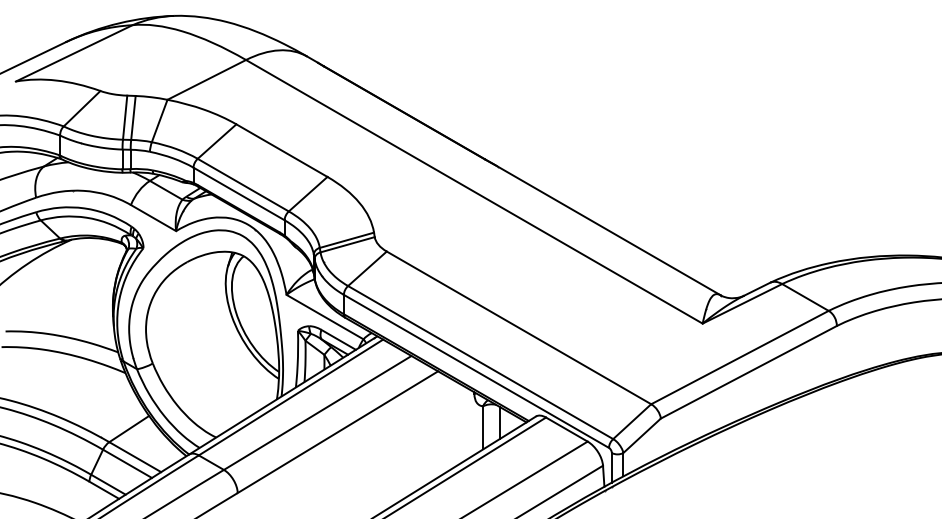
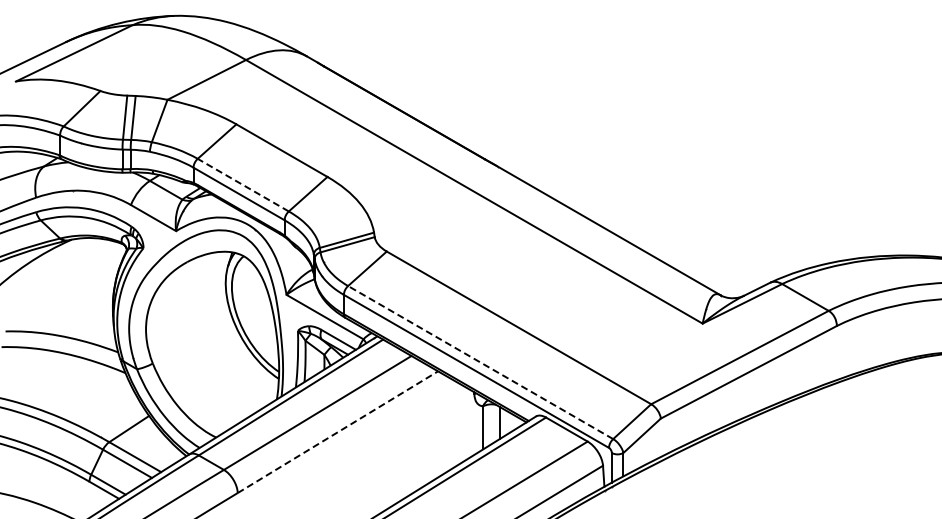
line: solid -> dashed (243, 185)
line: solid -> dashed (480, 362)
line: solid -> dashed (338, 431)
